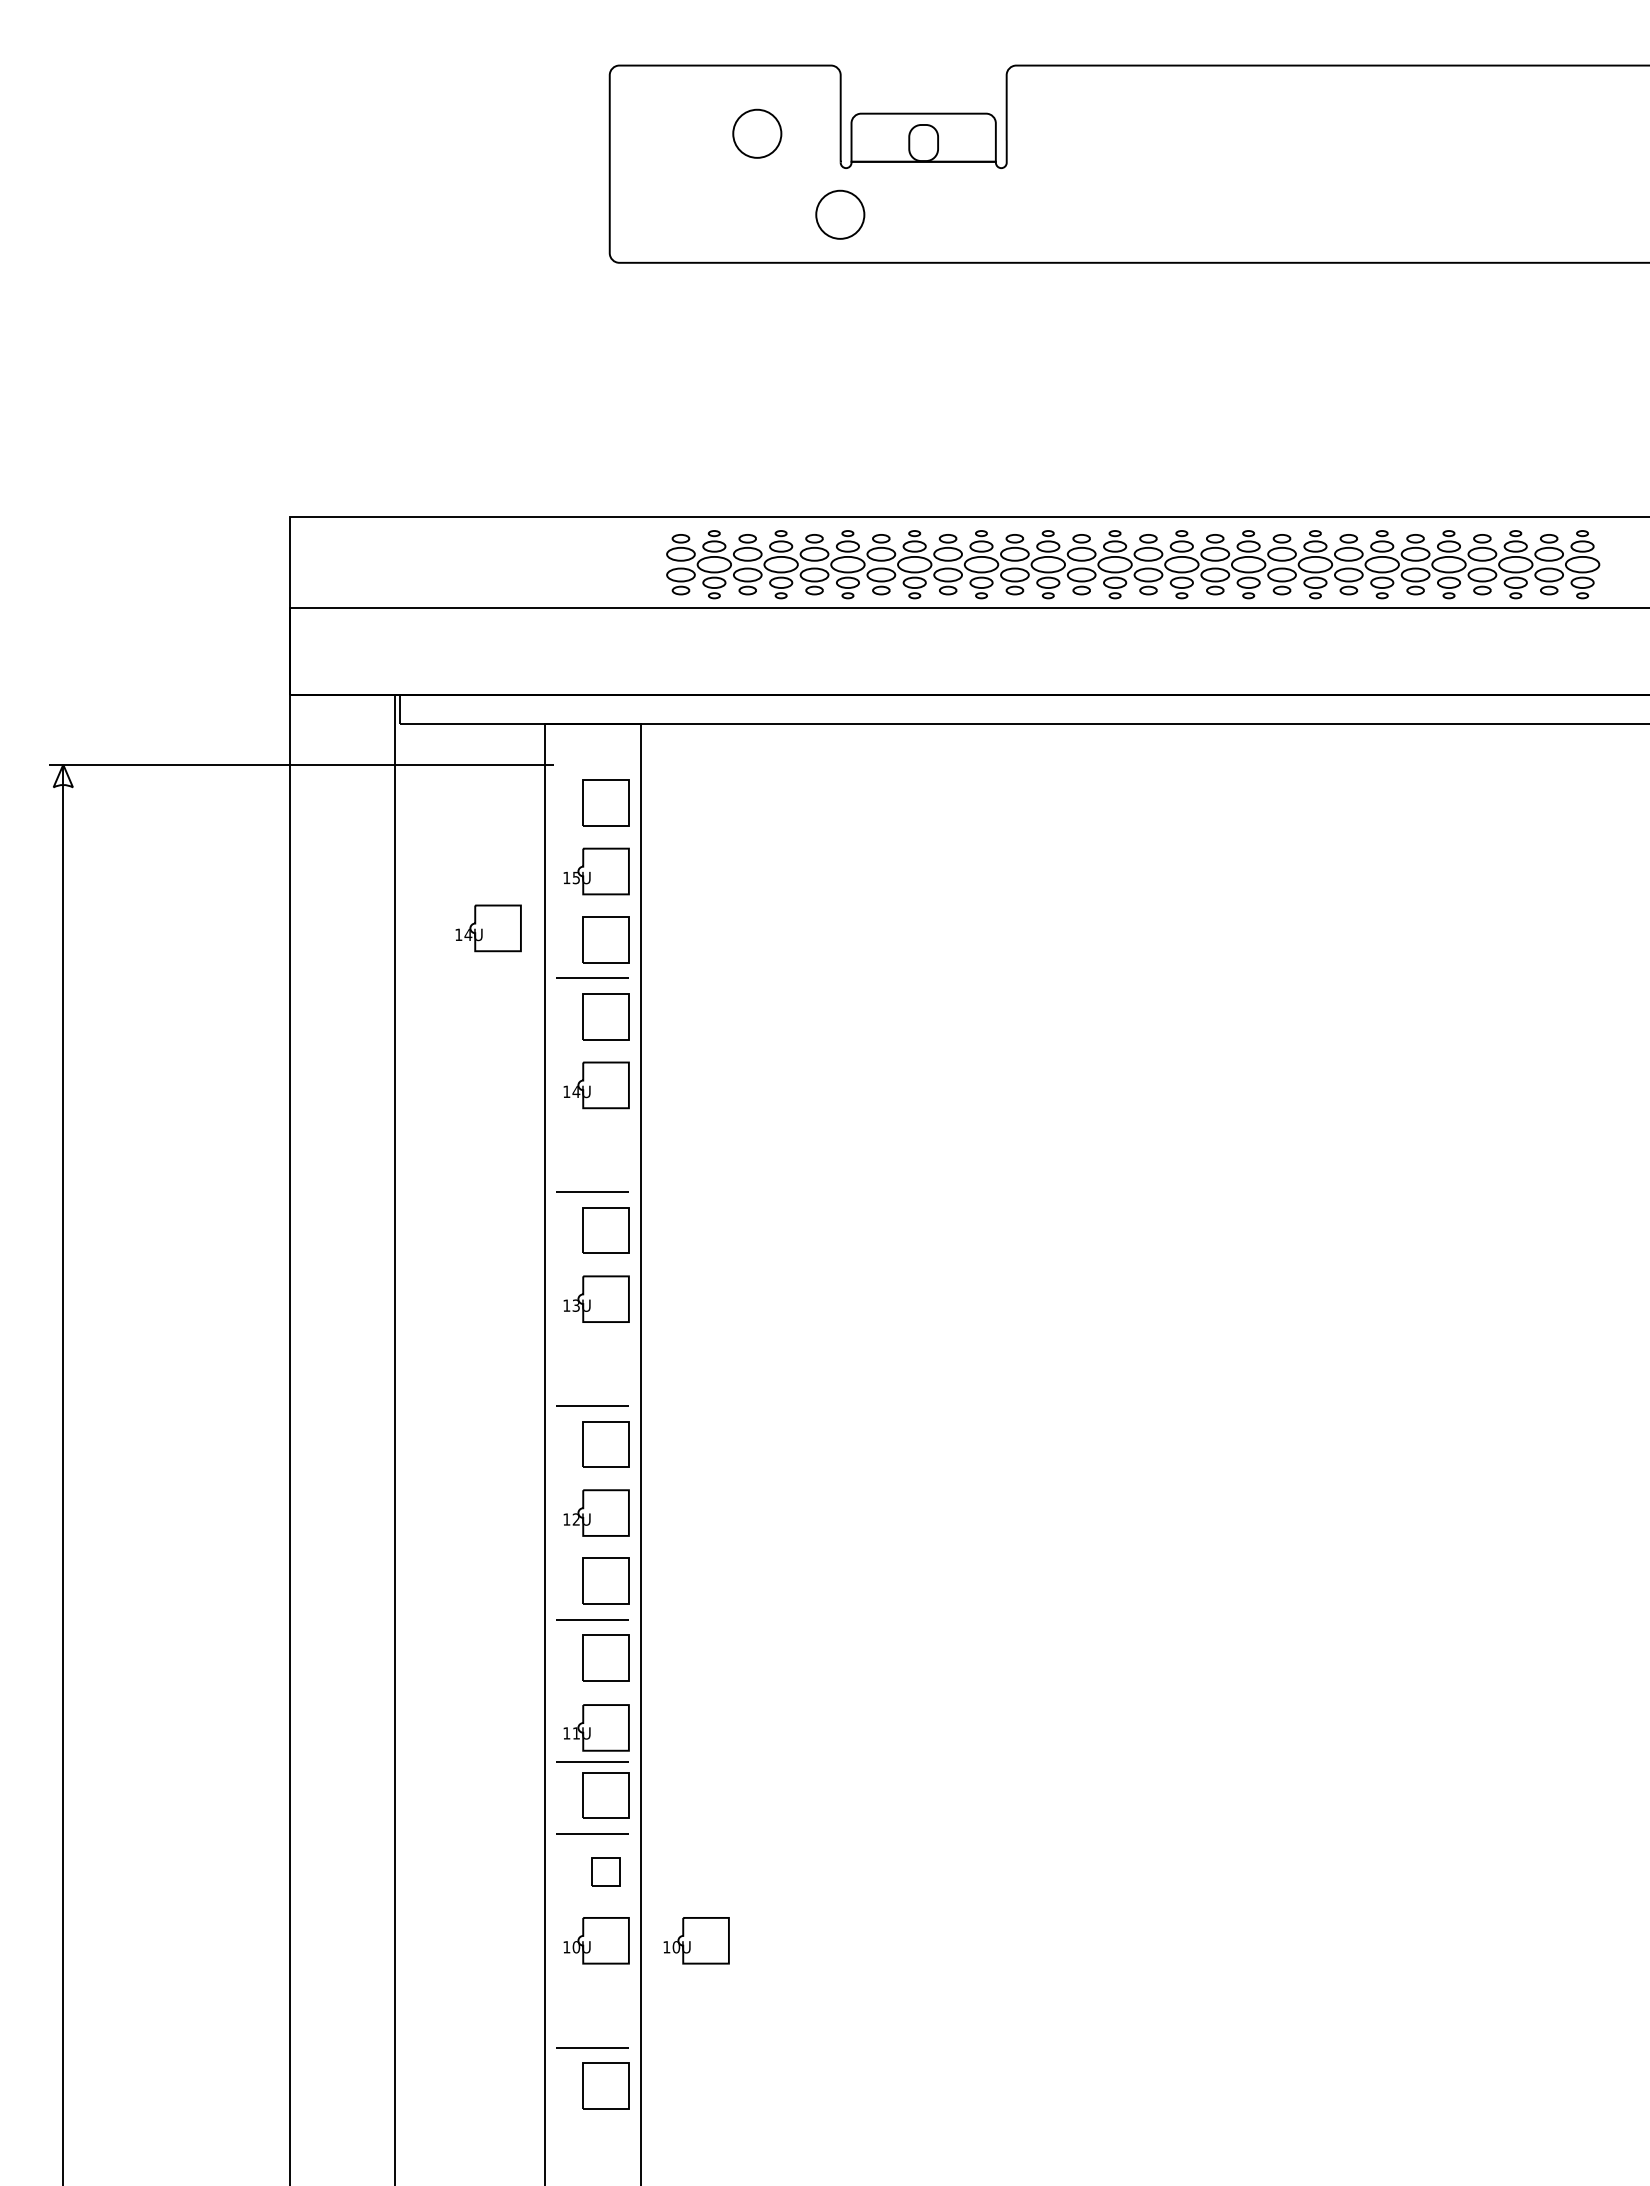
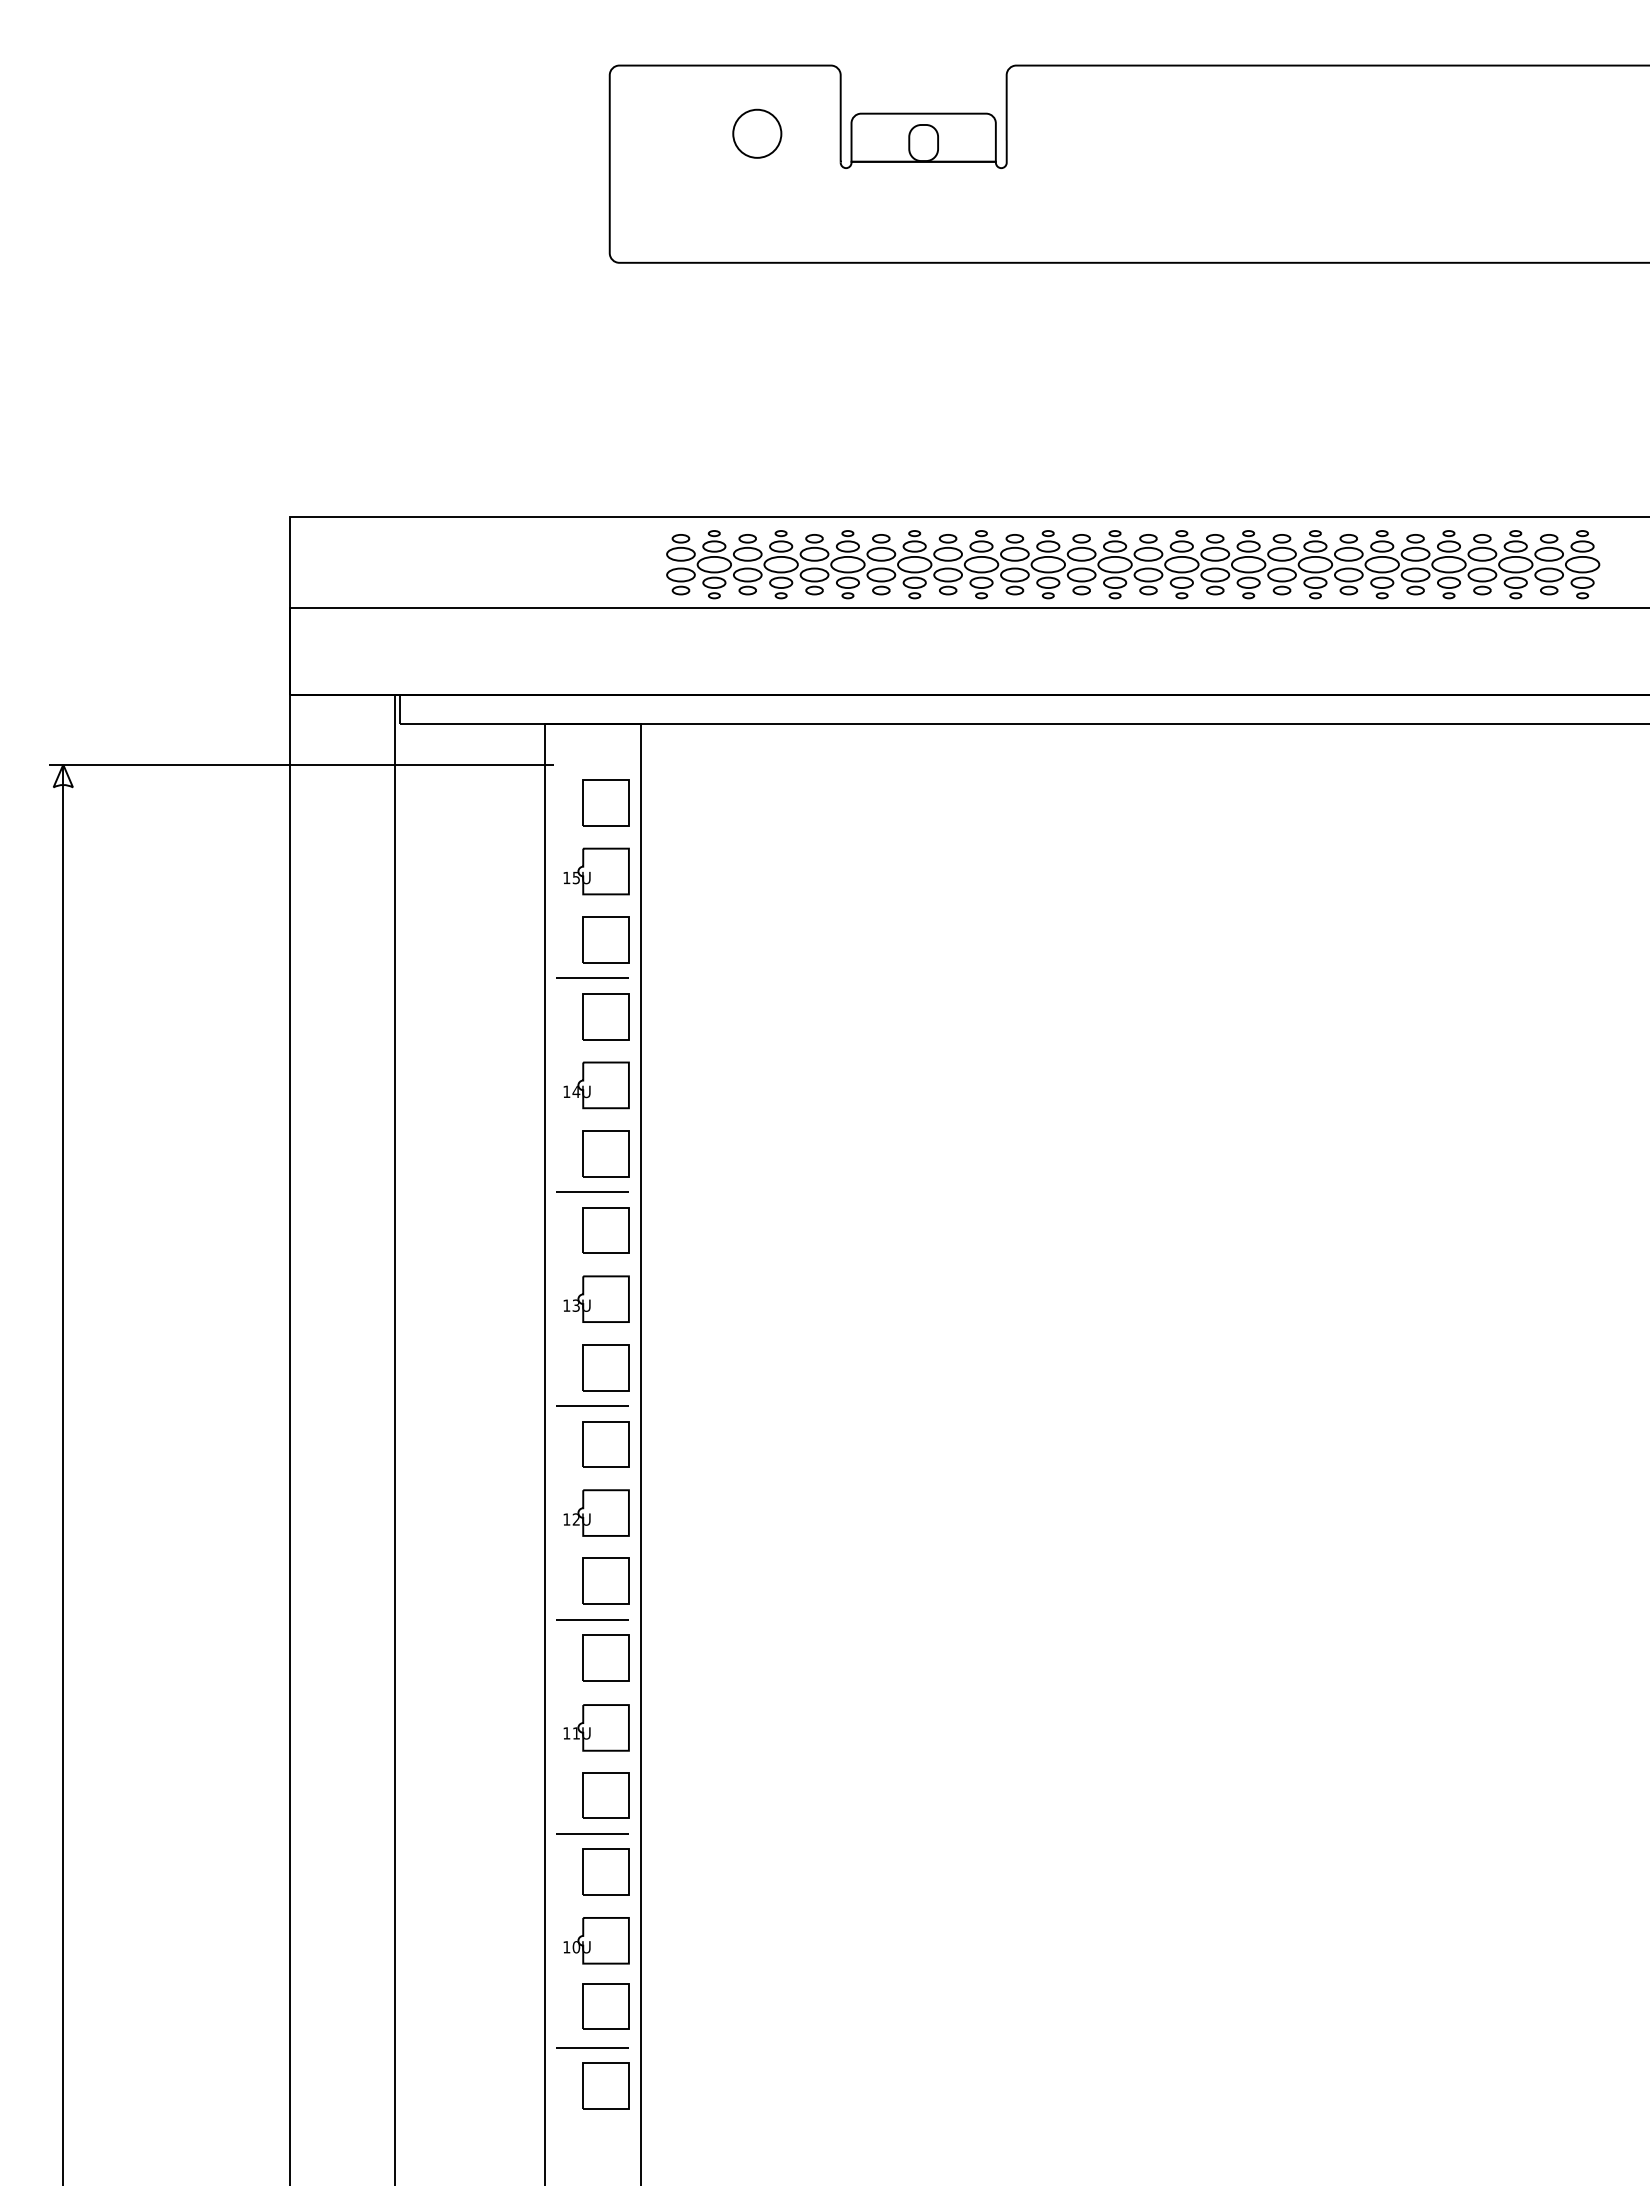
part: present -> none (840, 214)
part: present -> none (488, 928)
part: none -> present (605, 1153)
part: none -> present (605, 1367)
line: present -> none (592, 1761)
part size: 30x30 px -> 48x48 px (605, 1871)
part: present -> none (696, 1940)
part: none -> present (605, 2006)
